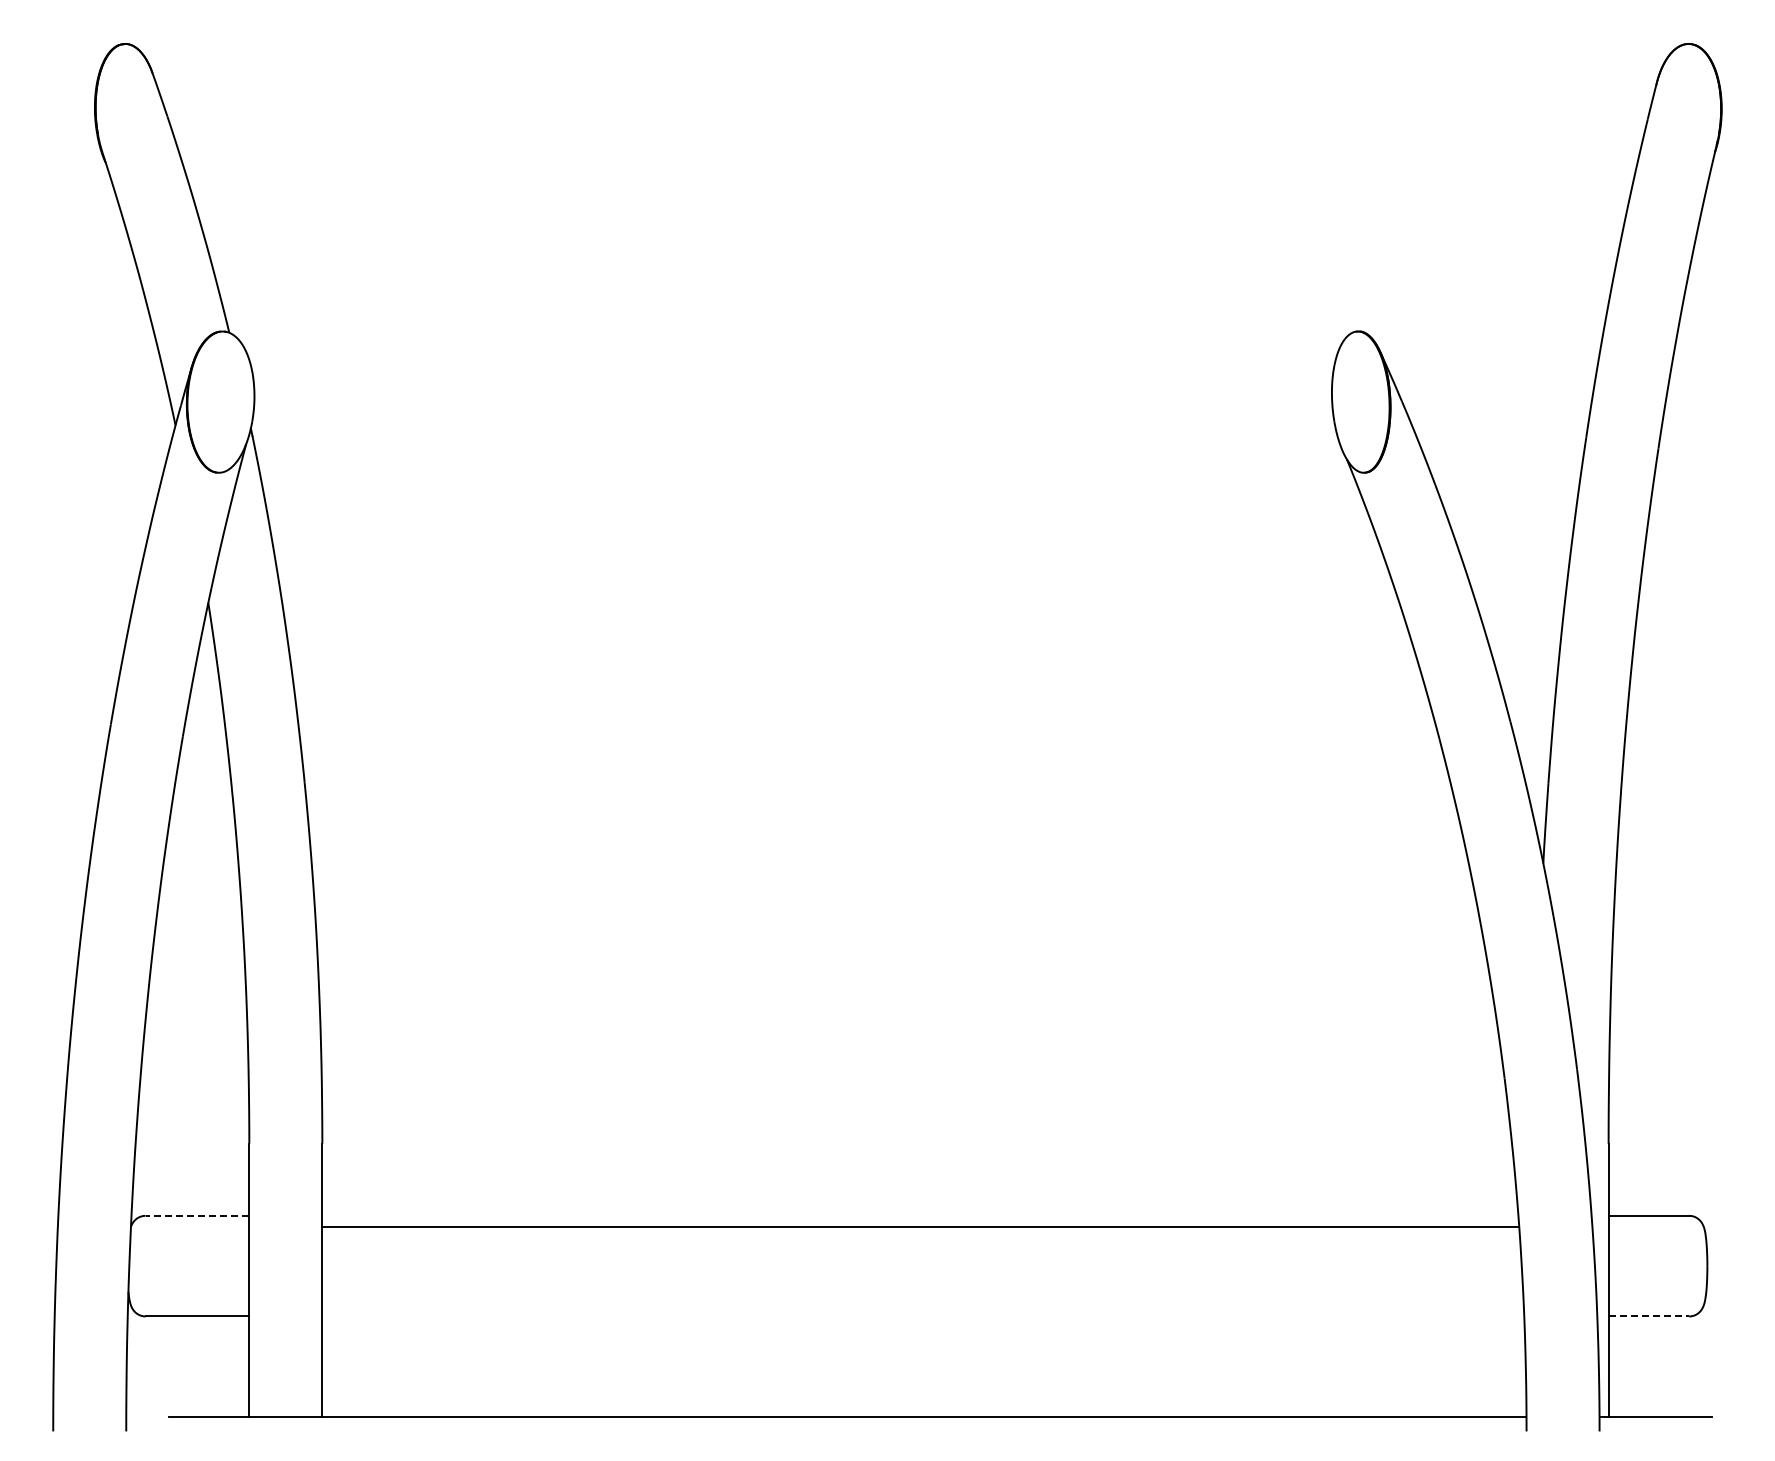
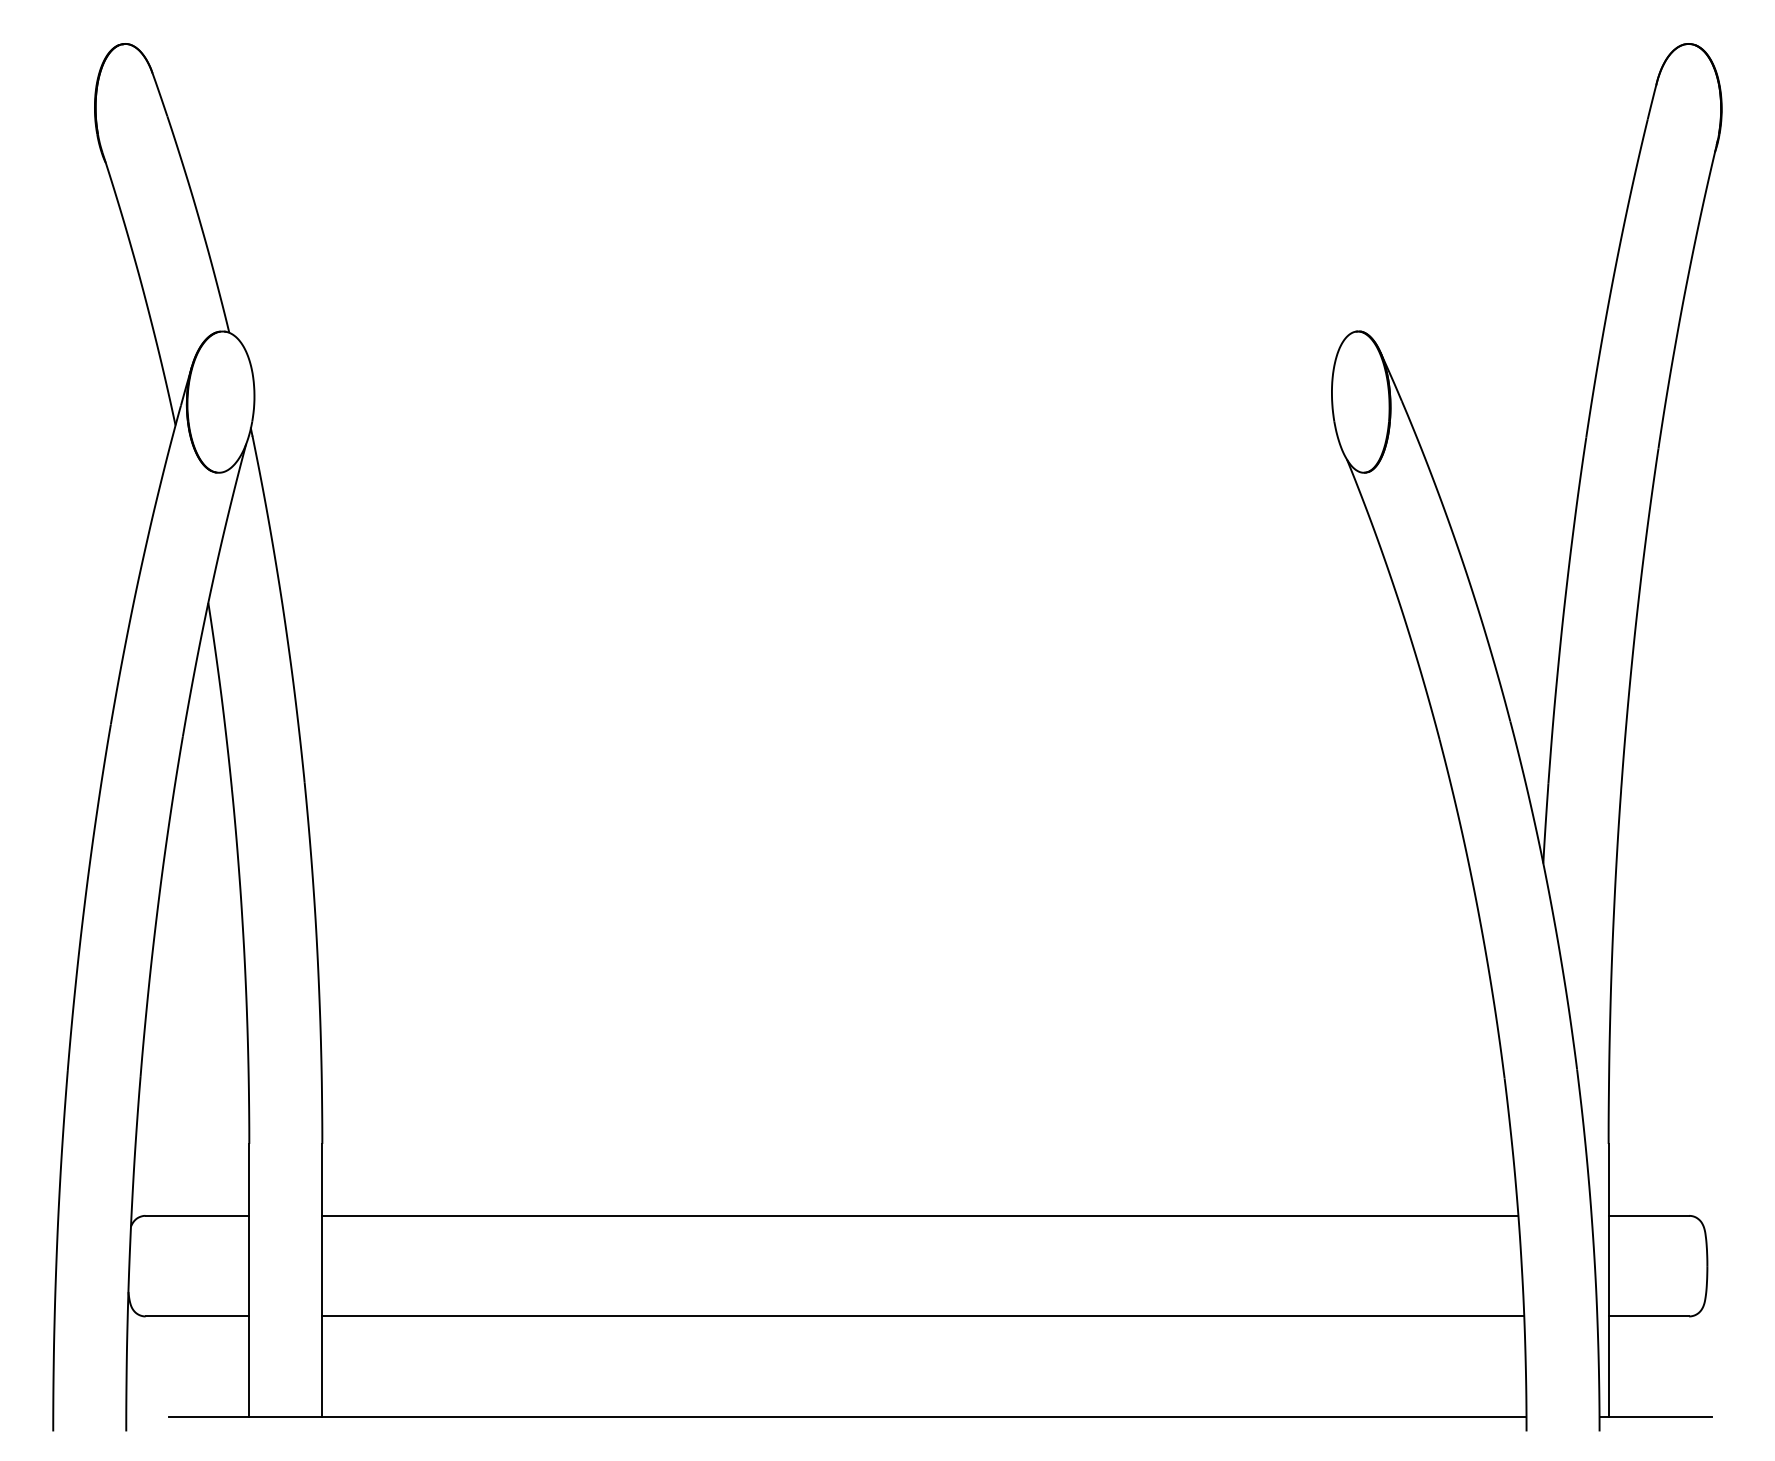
line: dashed -> solid (197, 1215)
line position: (920, 1226) -> (920, 1215) (920, 1215)
line: none -> present (923, 1316)
line: dashed -> solid (1649, 1316)
